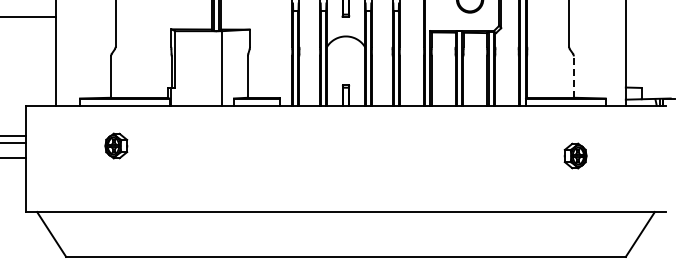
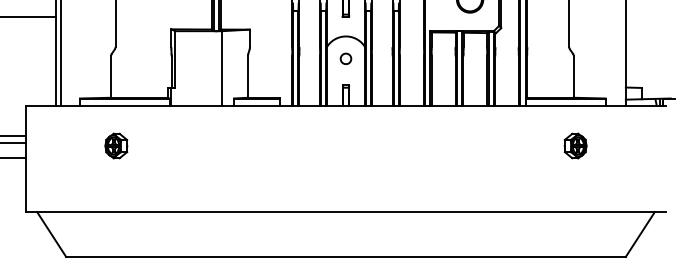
line: none -> present (60, 54)
part: none -> present (345, 58)
line: dashed -> solid (573, 77)
part position: (575, 155) -> (575, 145) (575, 145)
